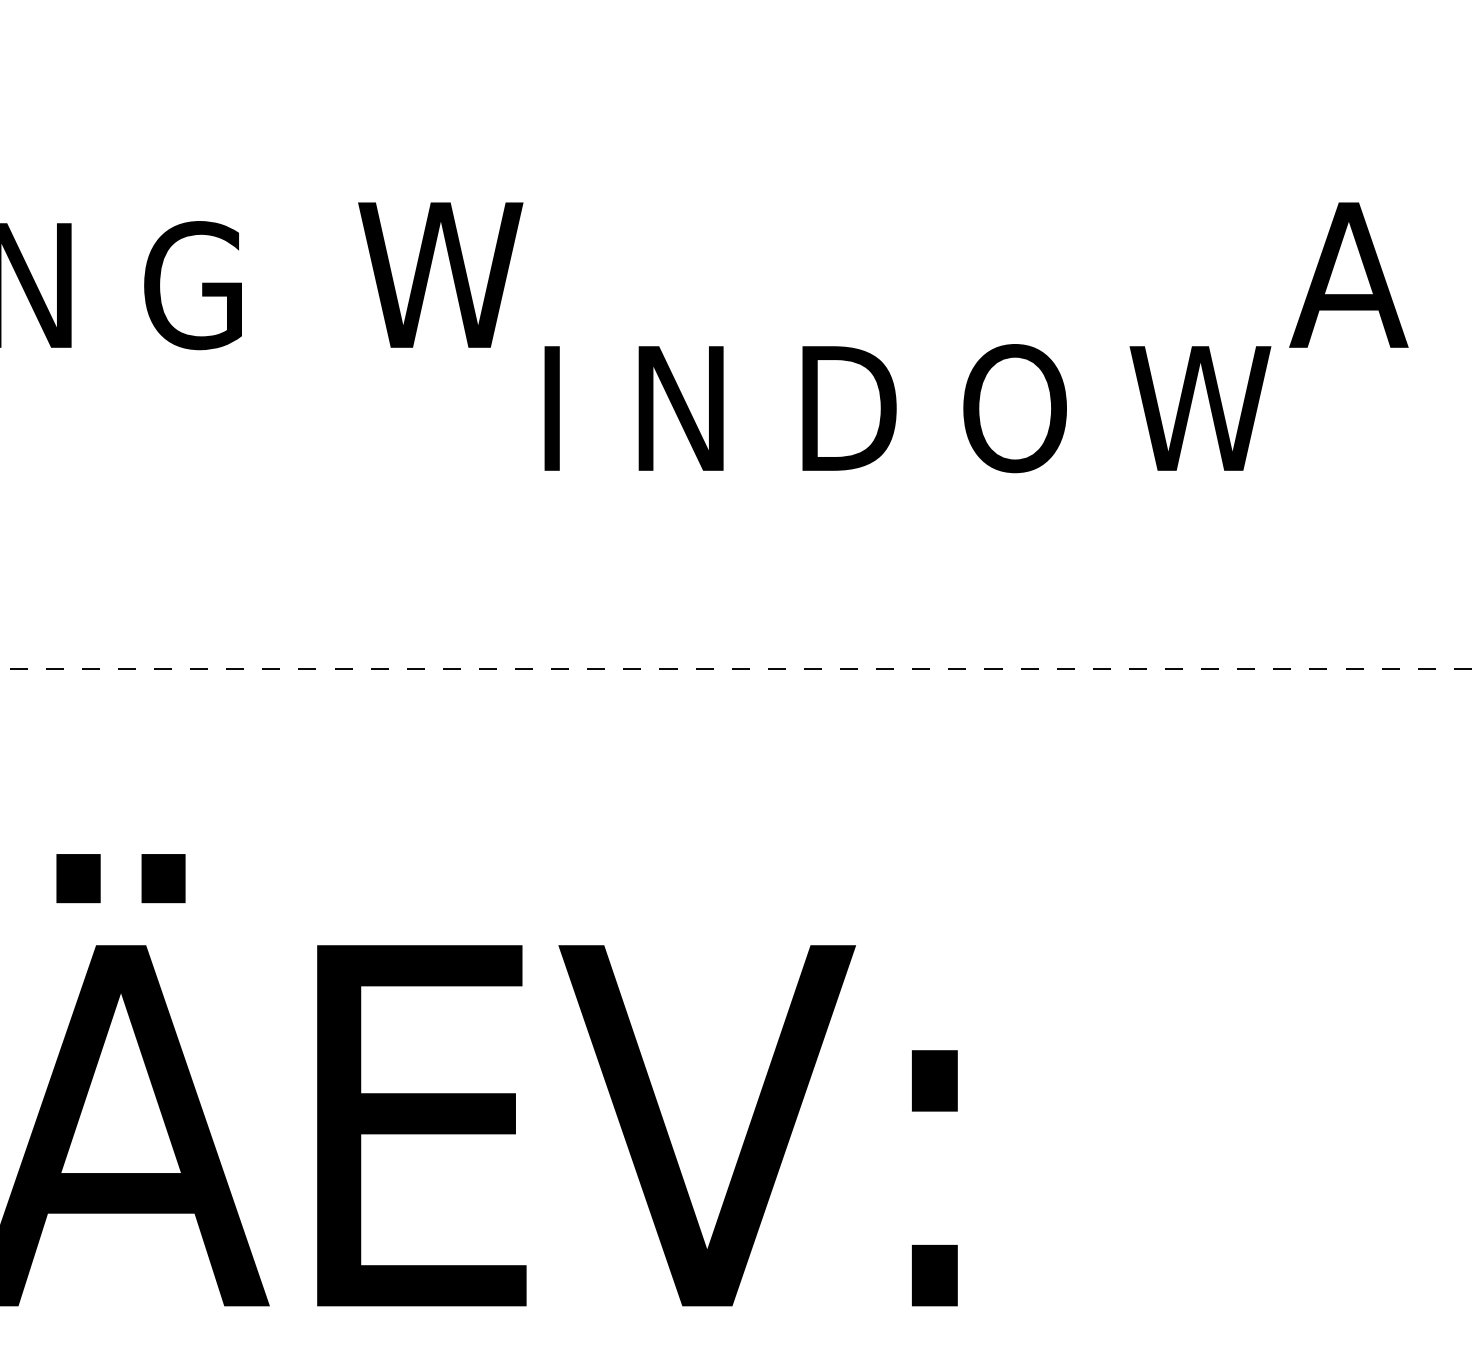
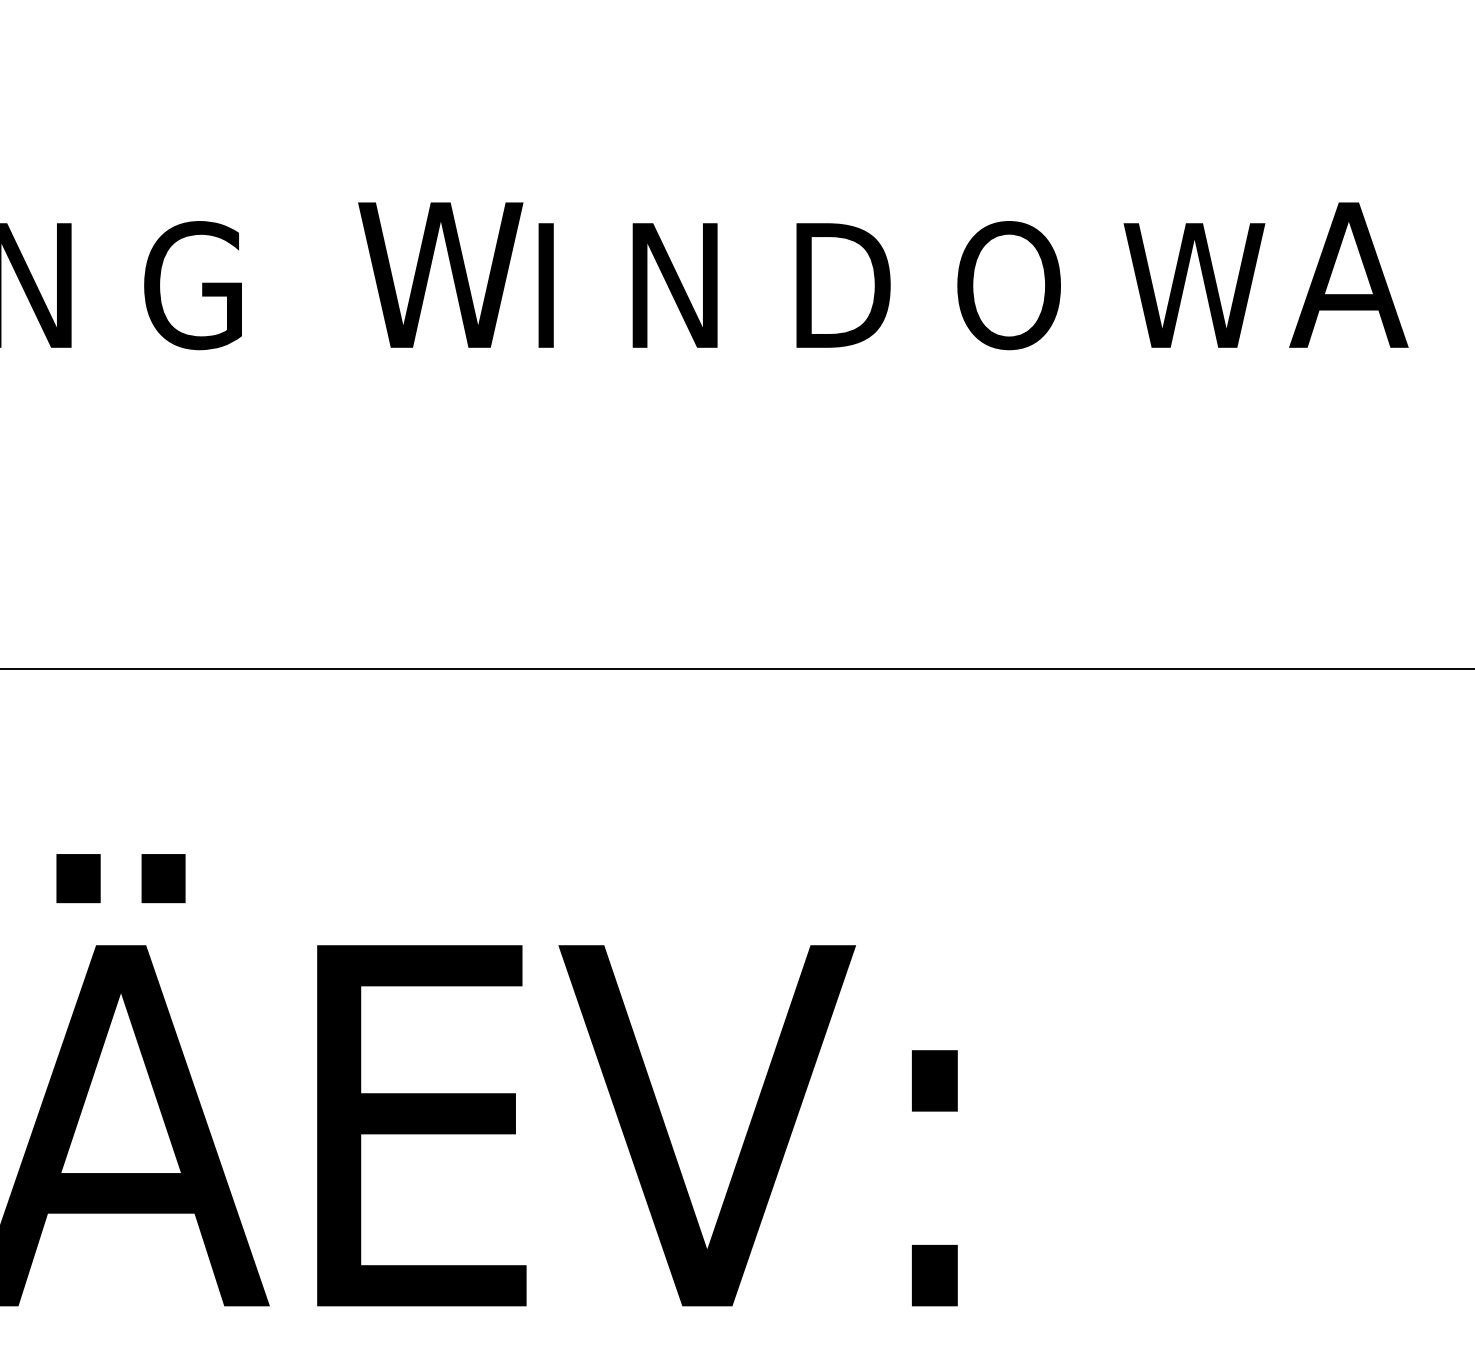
text position: (907, 408) -> (901, 285) (901, 285)
line: dashed -> solid (738, 669)
